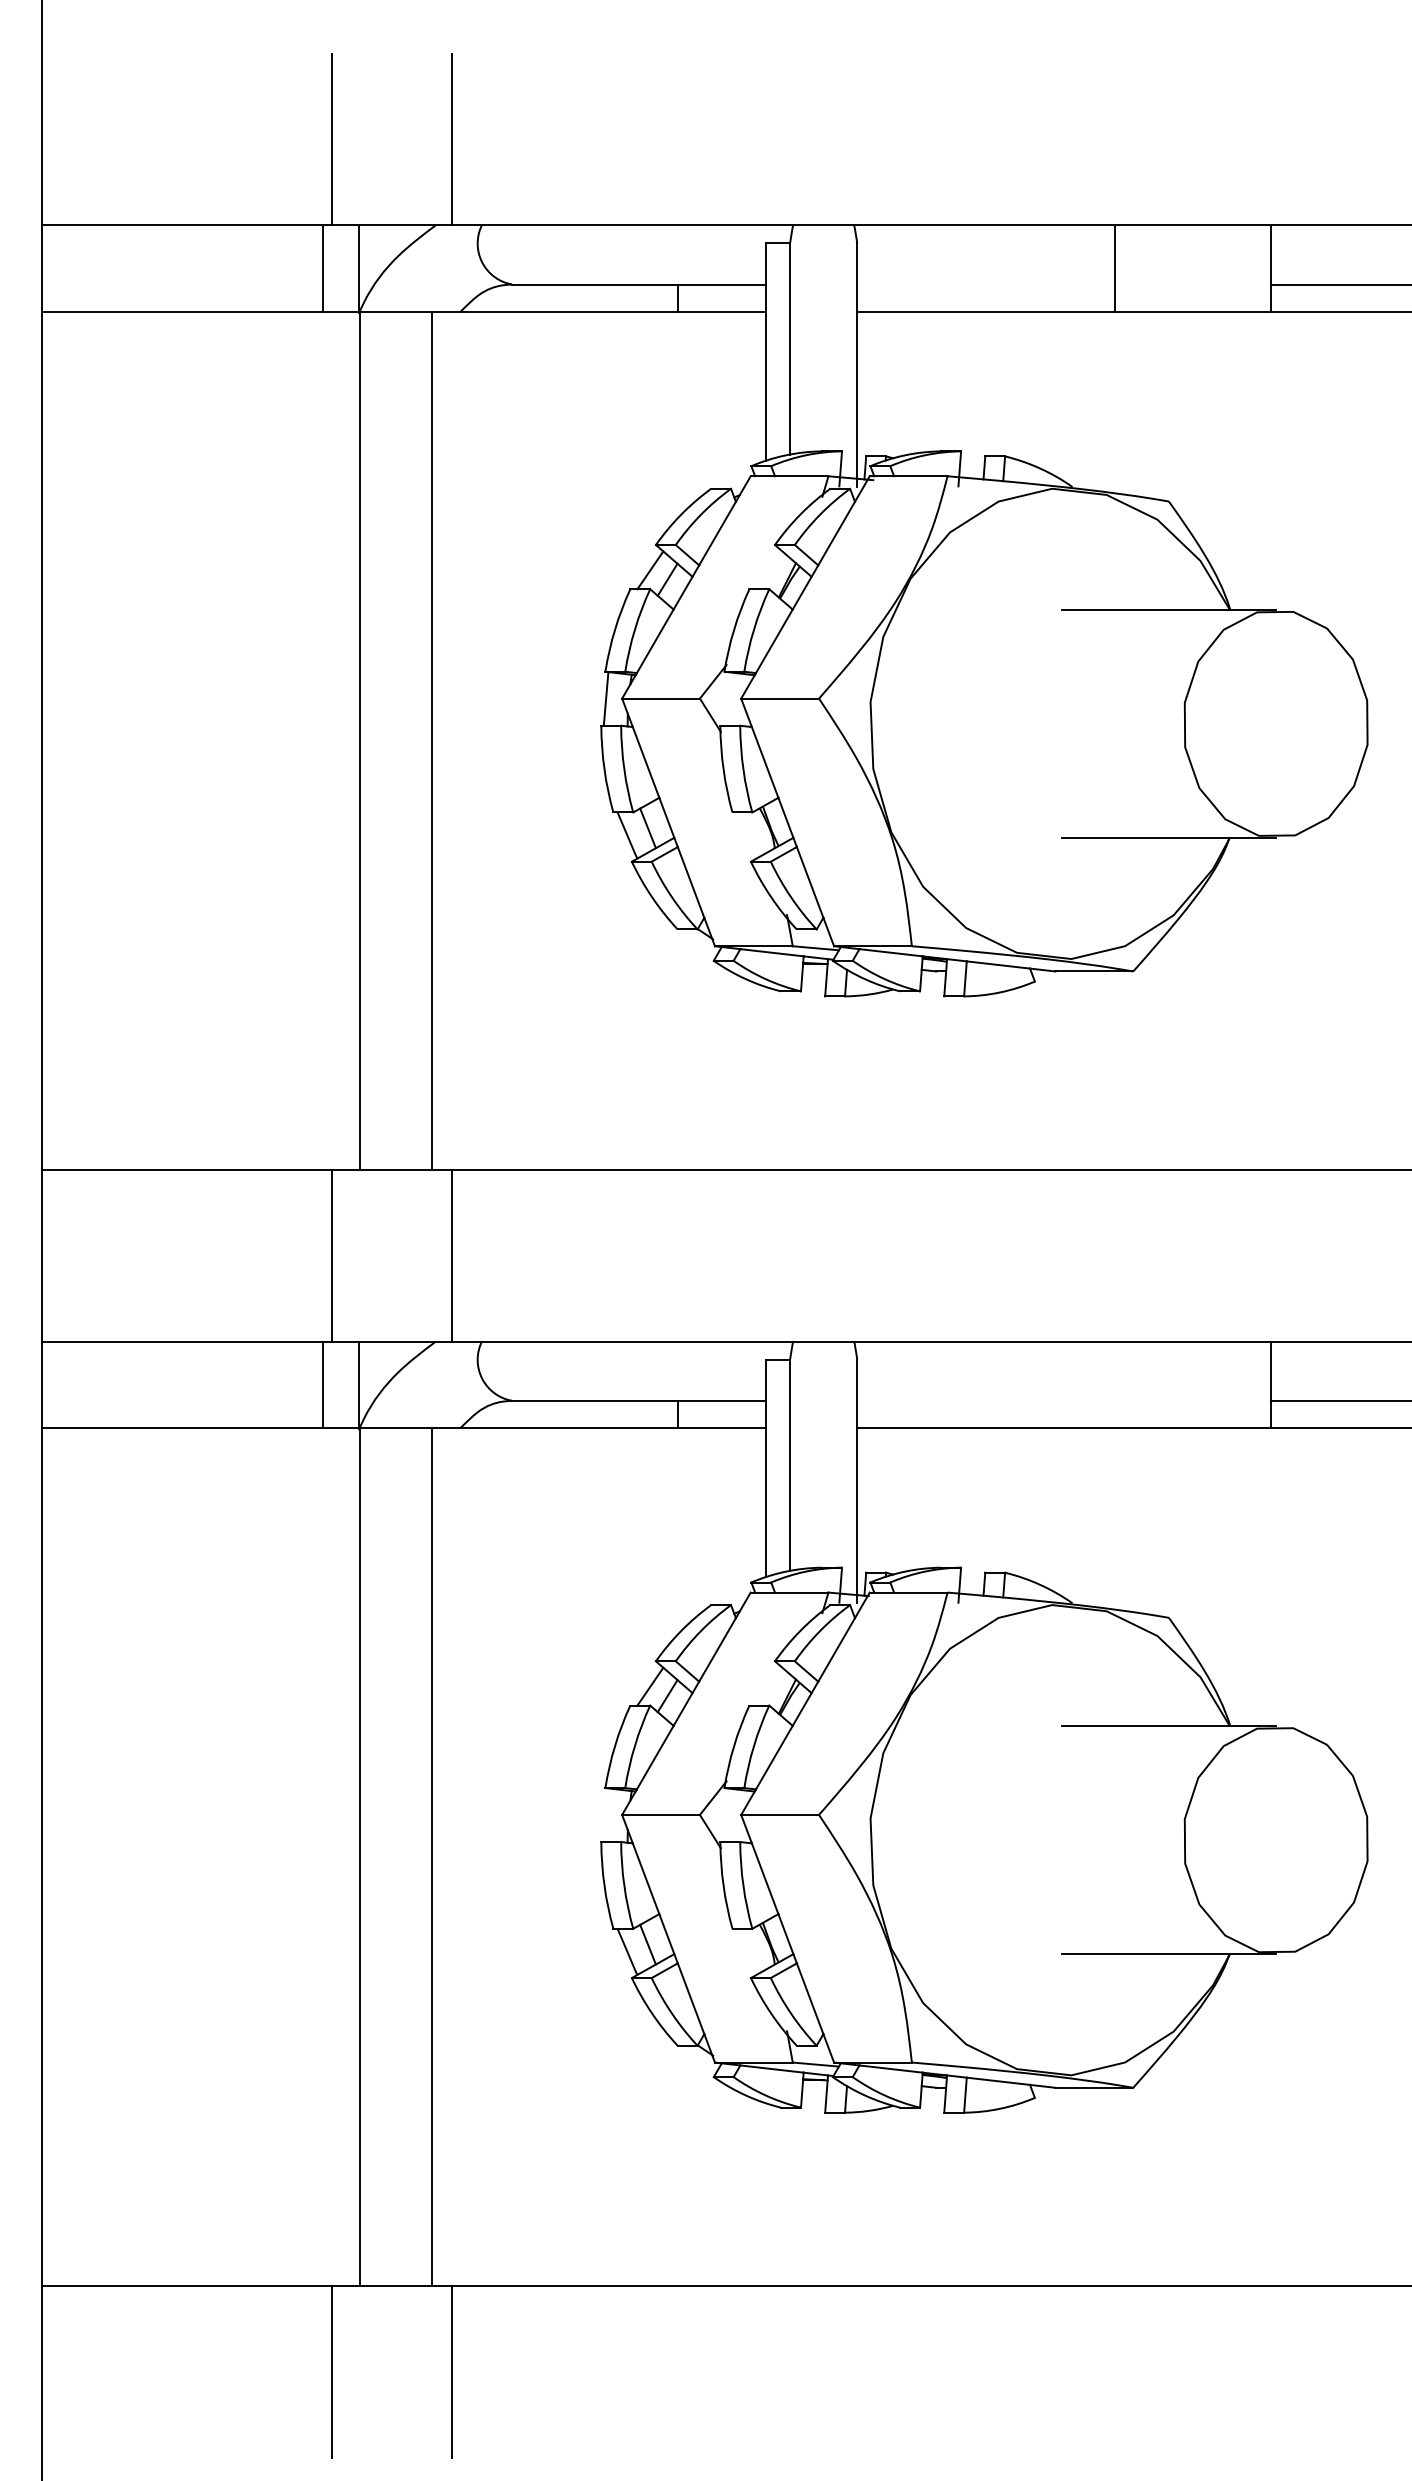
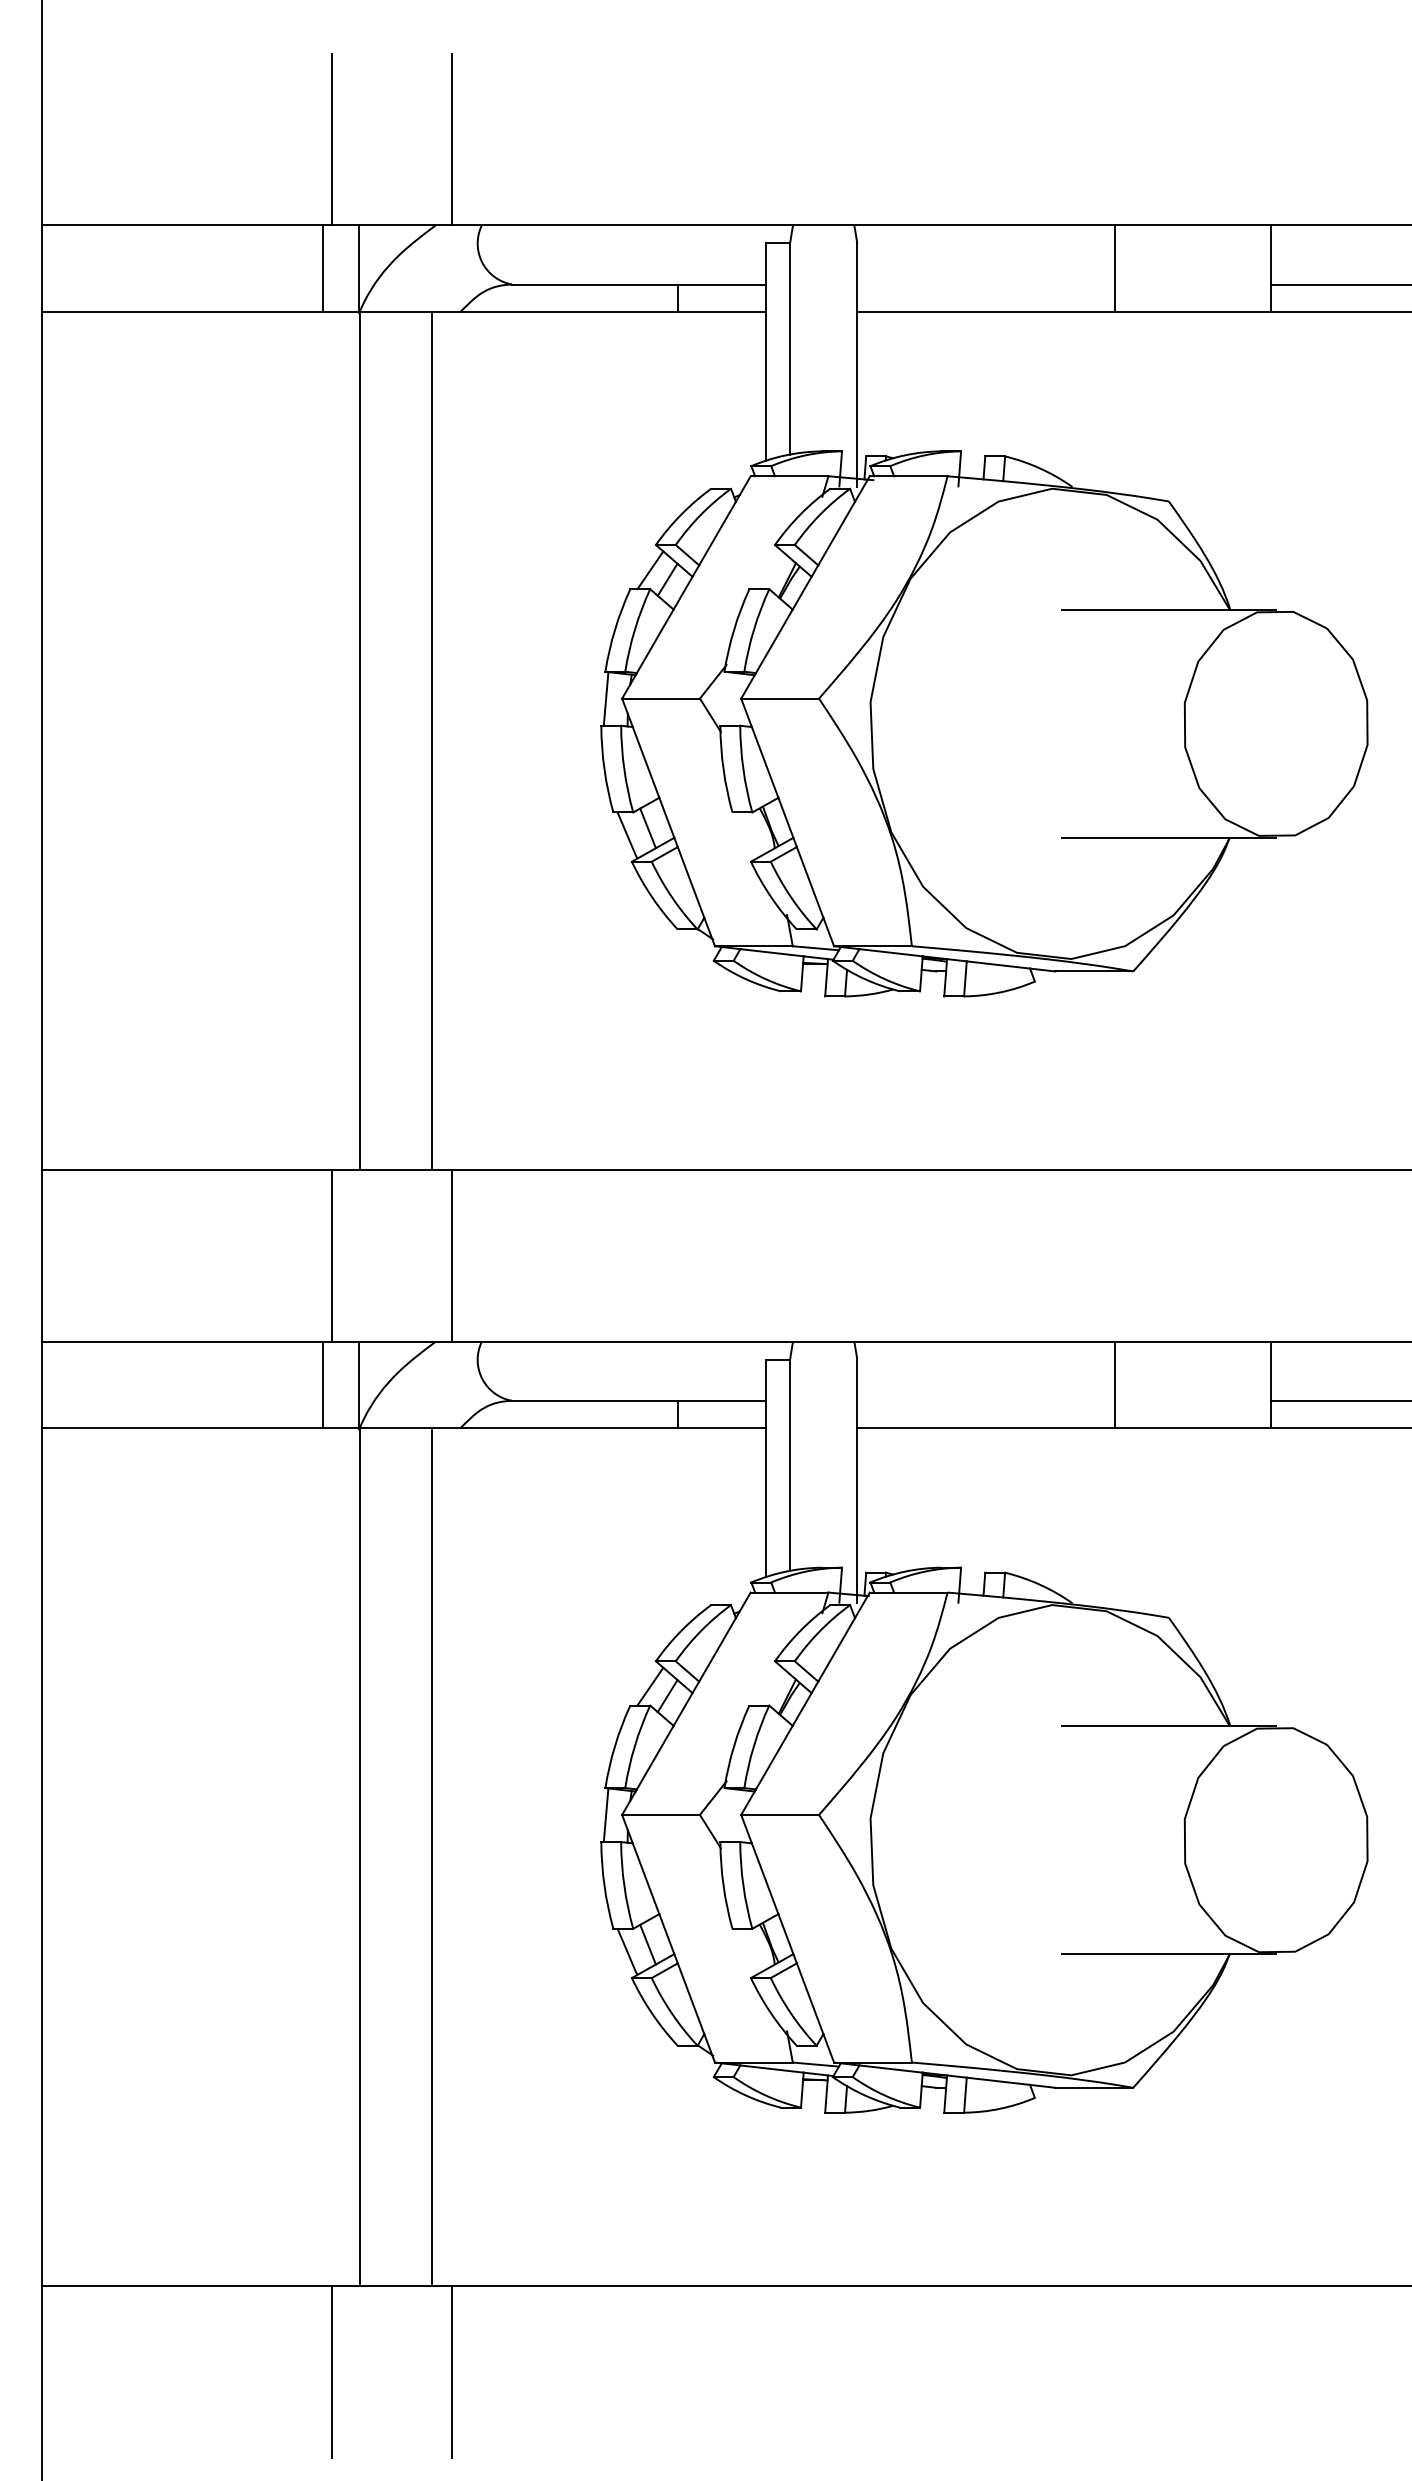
line: none -> present (1115, 1384)
line: none -> present (605, 1815)
